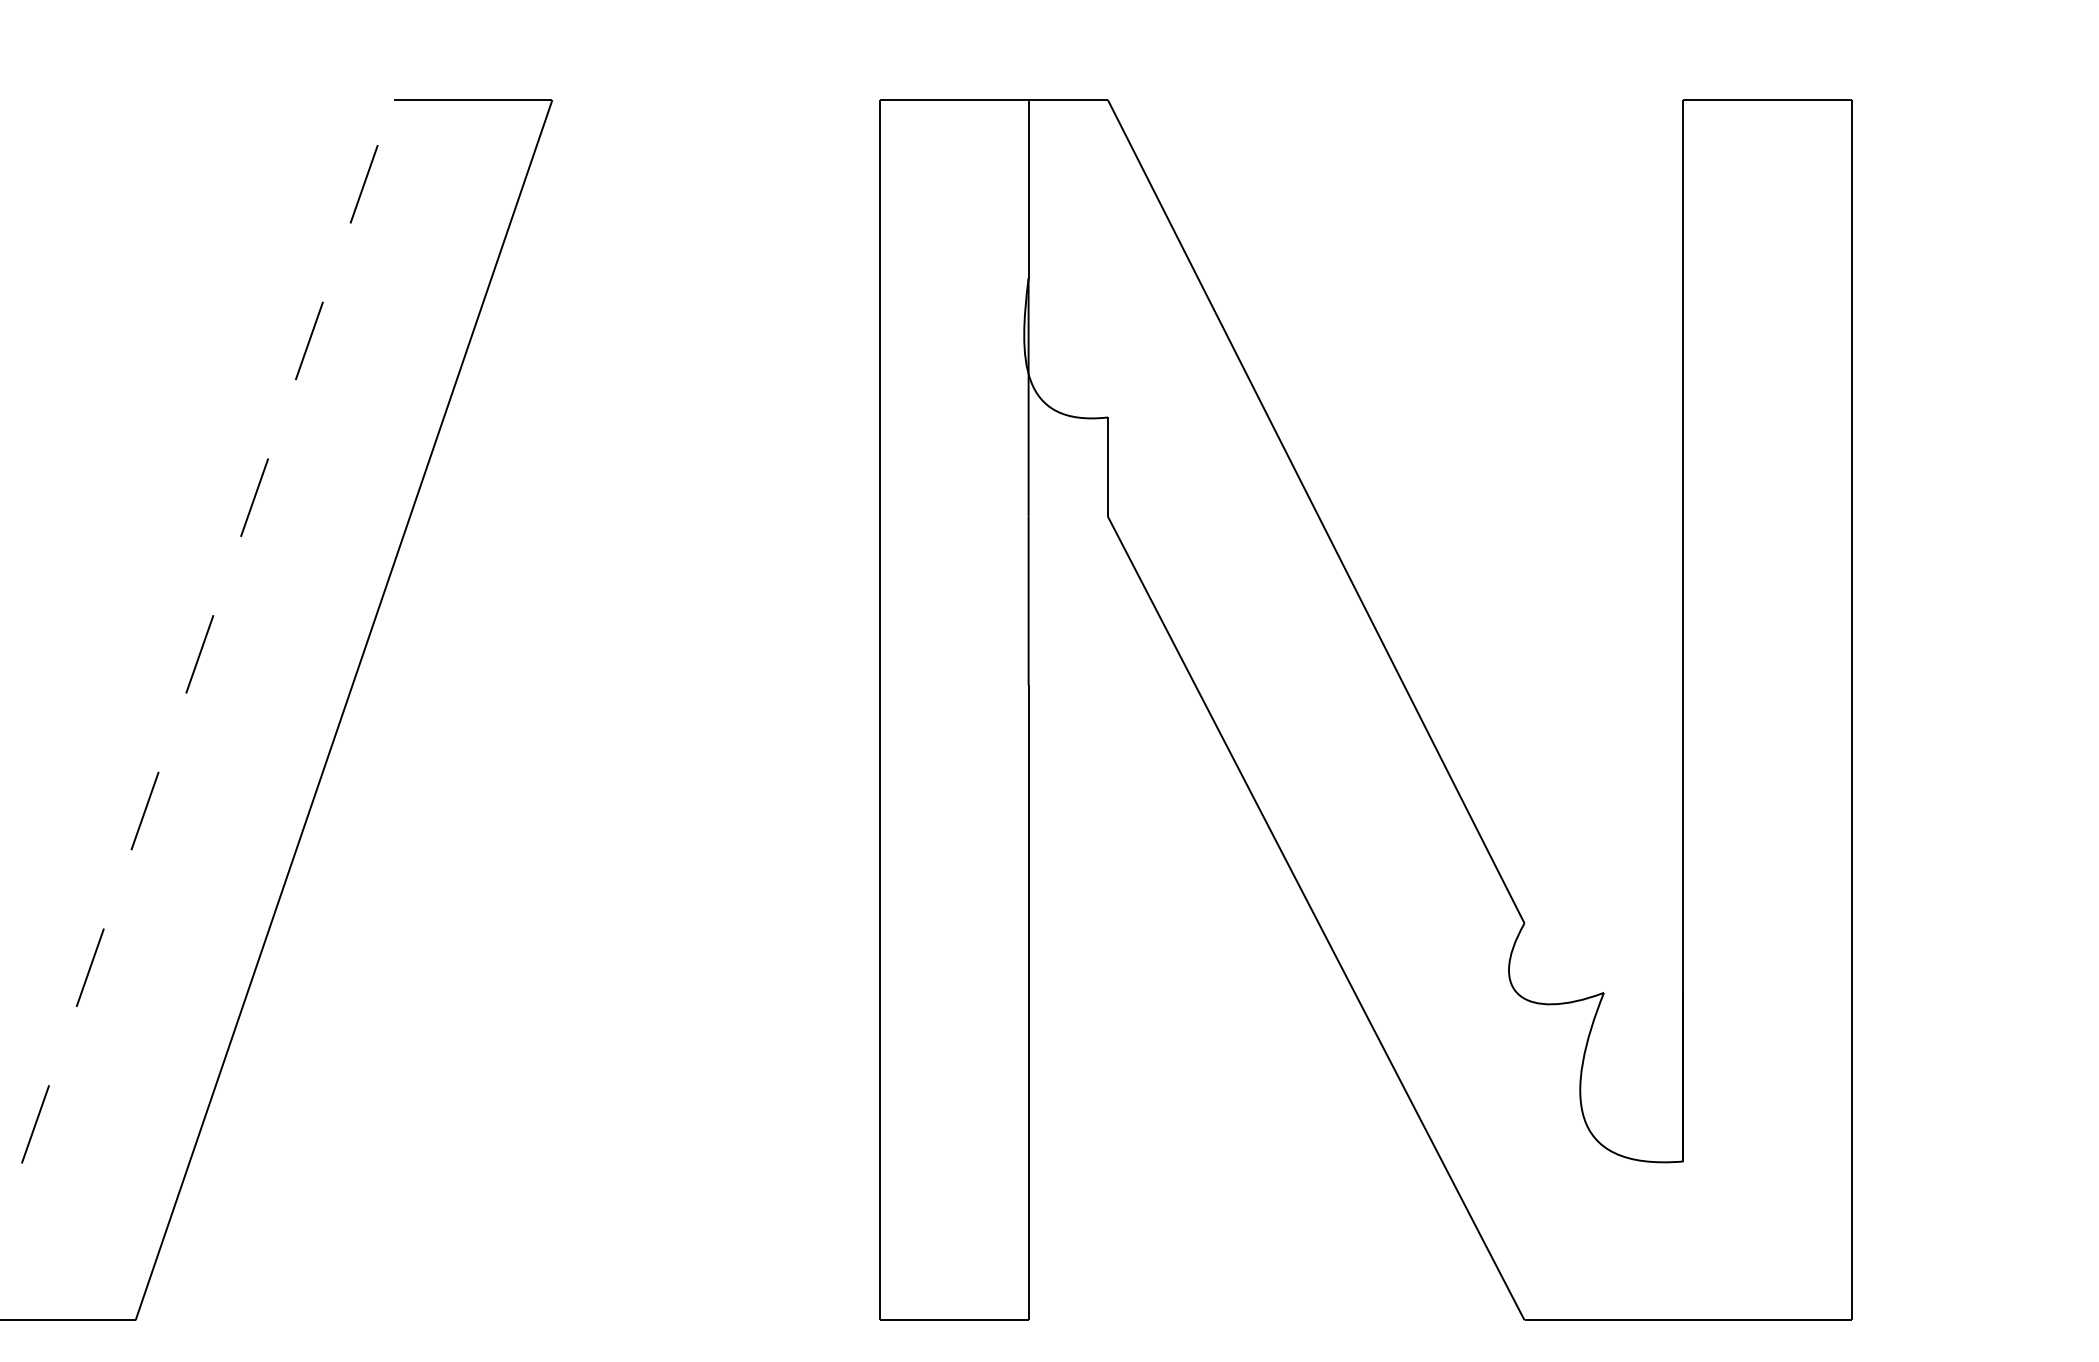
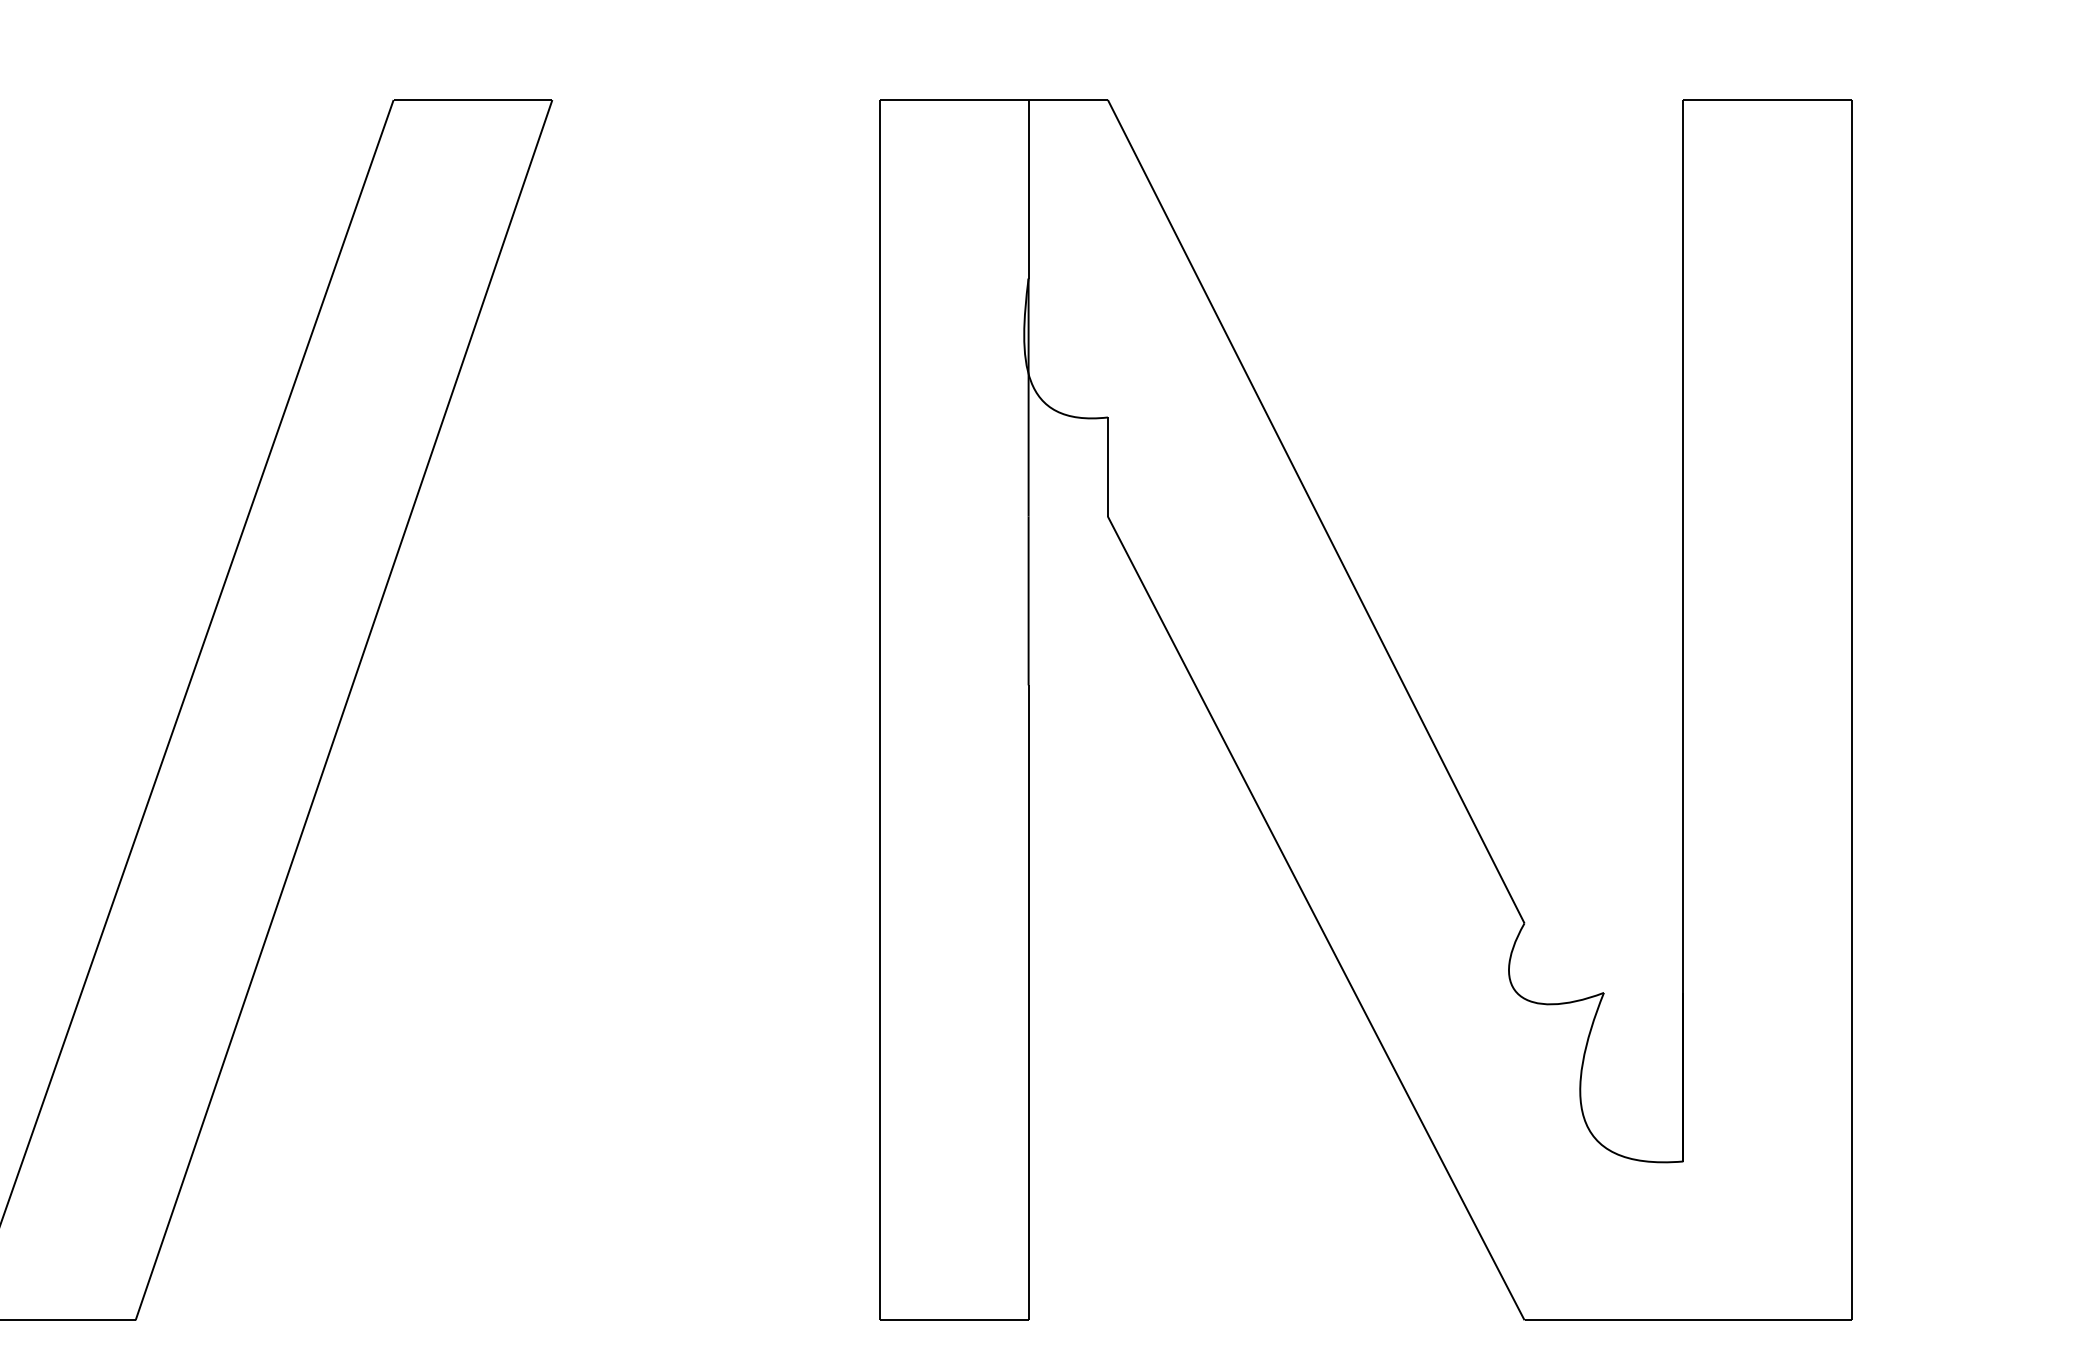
line: dashed -> solid (197, 662)
